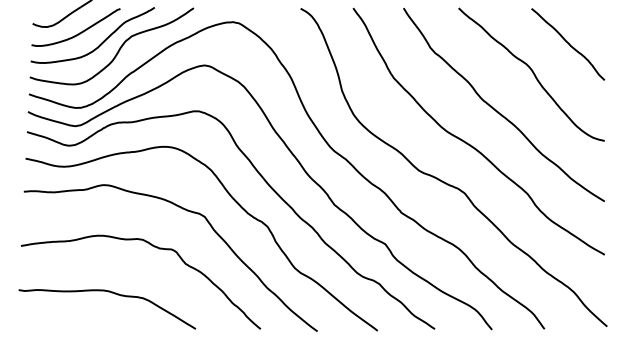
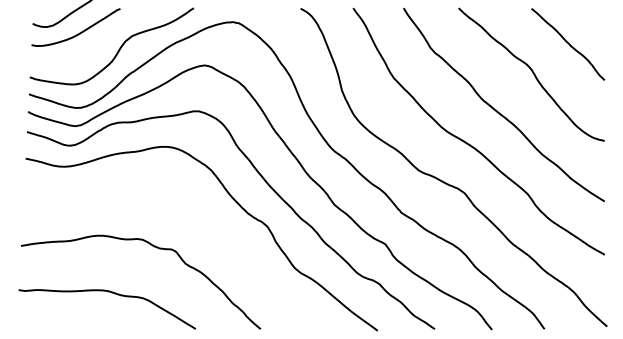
curve: present -> none (100, 43)
curve: present -> none (184, 210)
